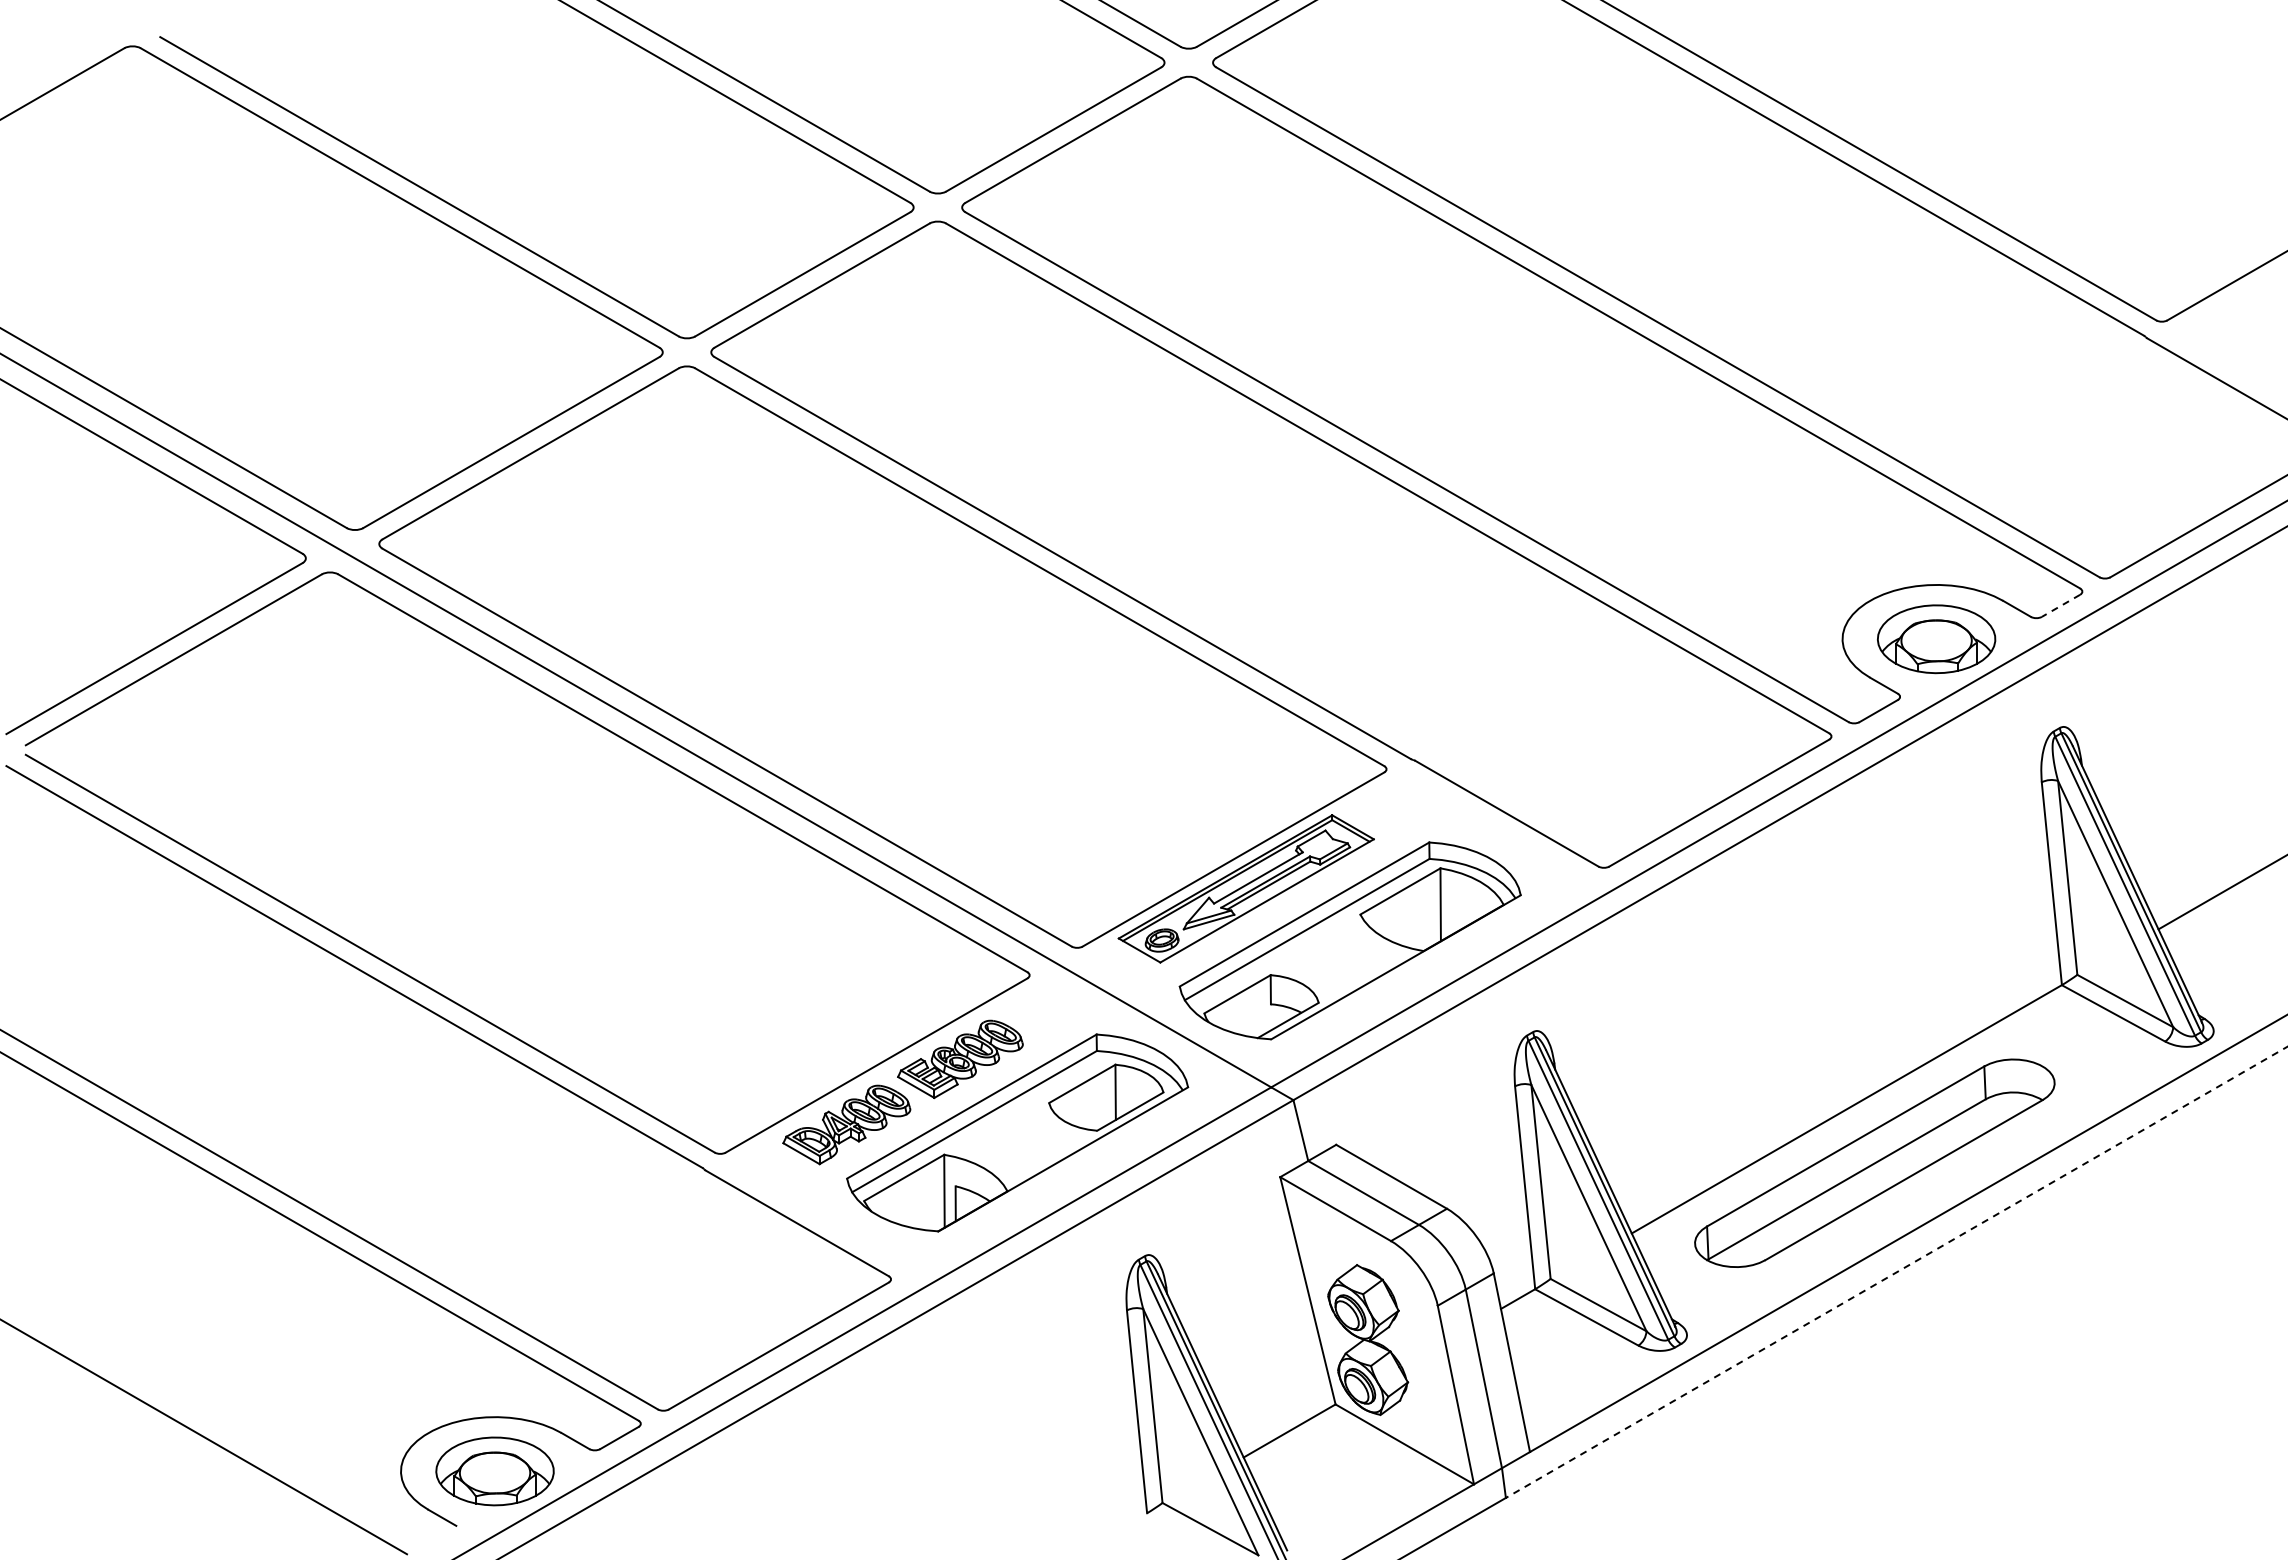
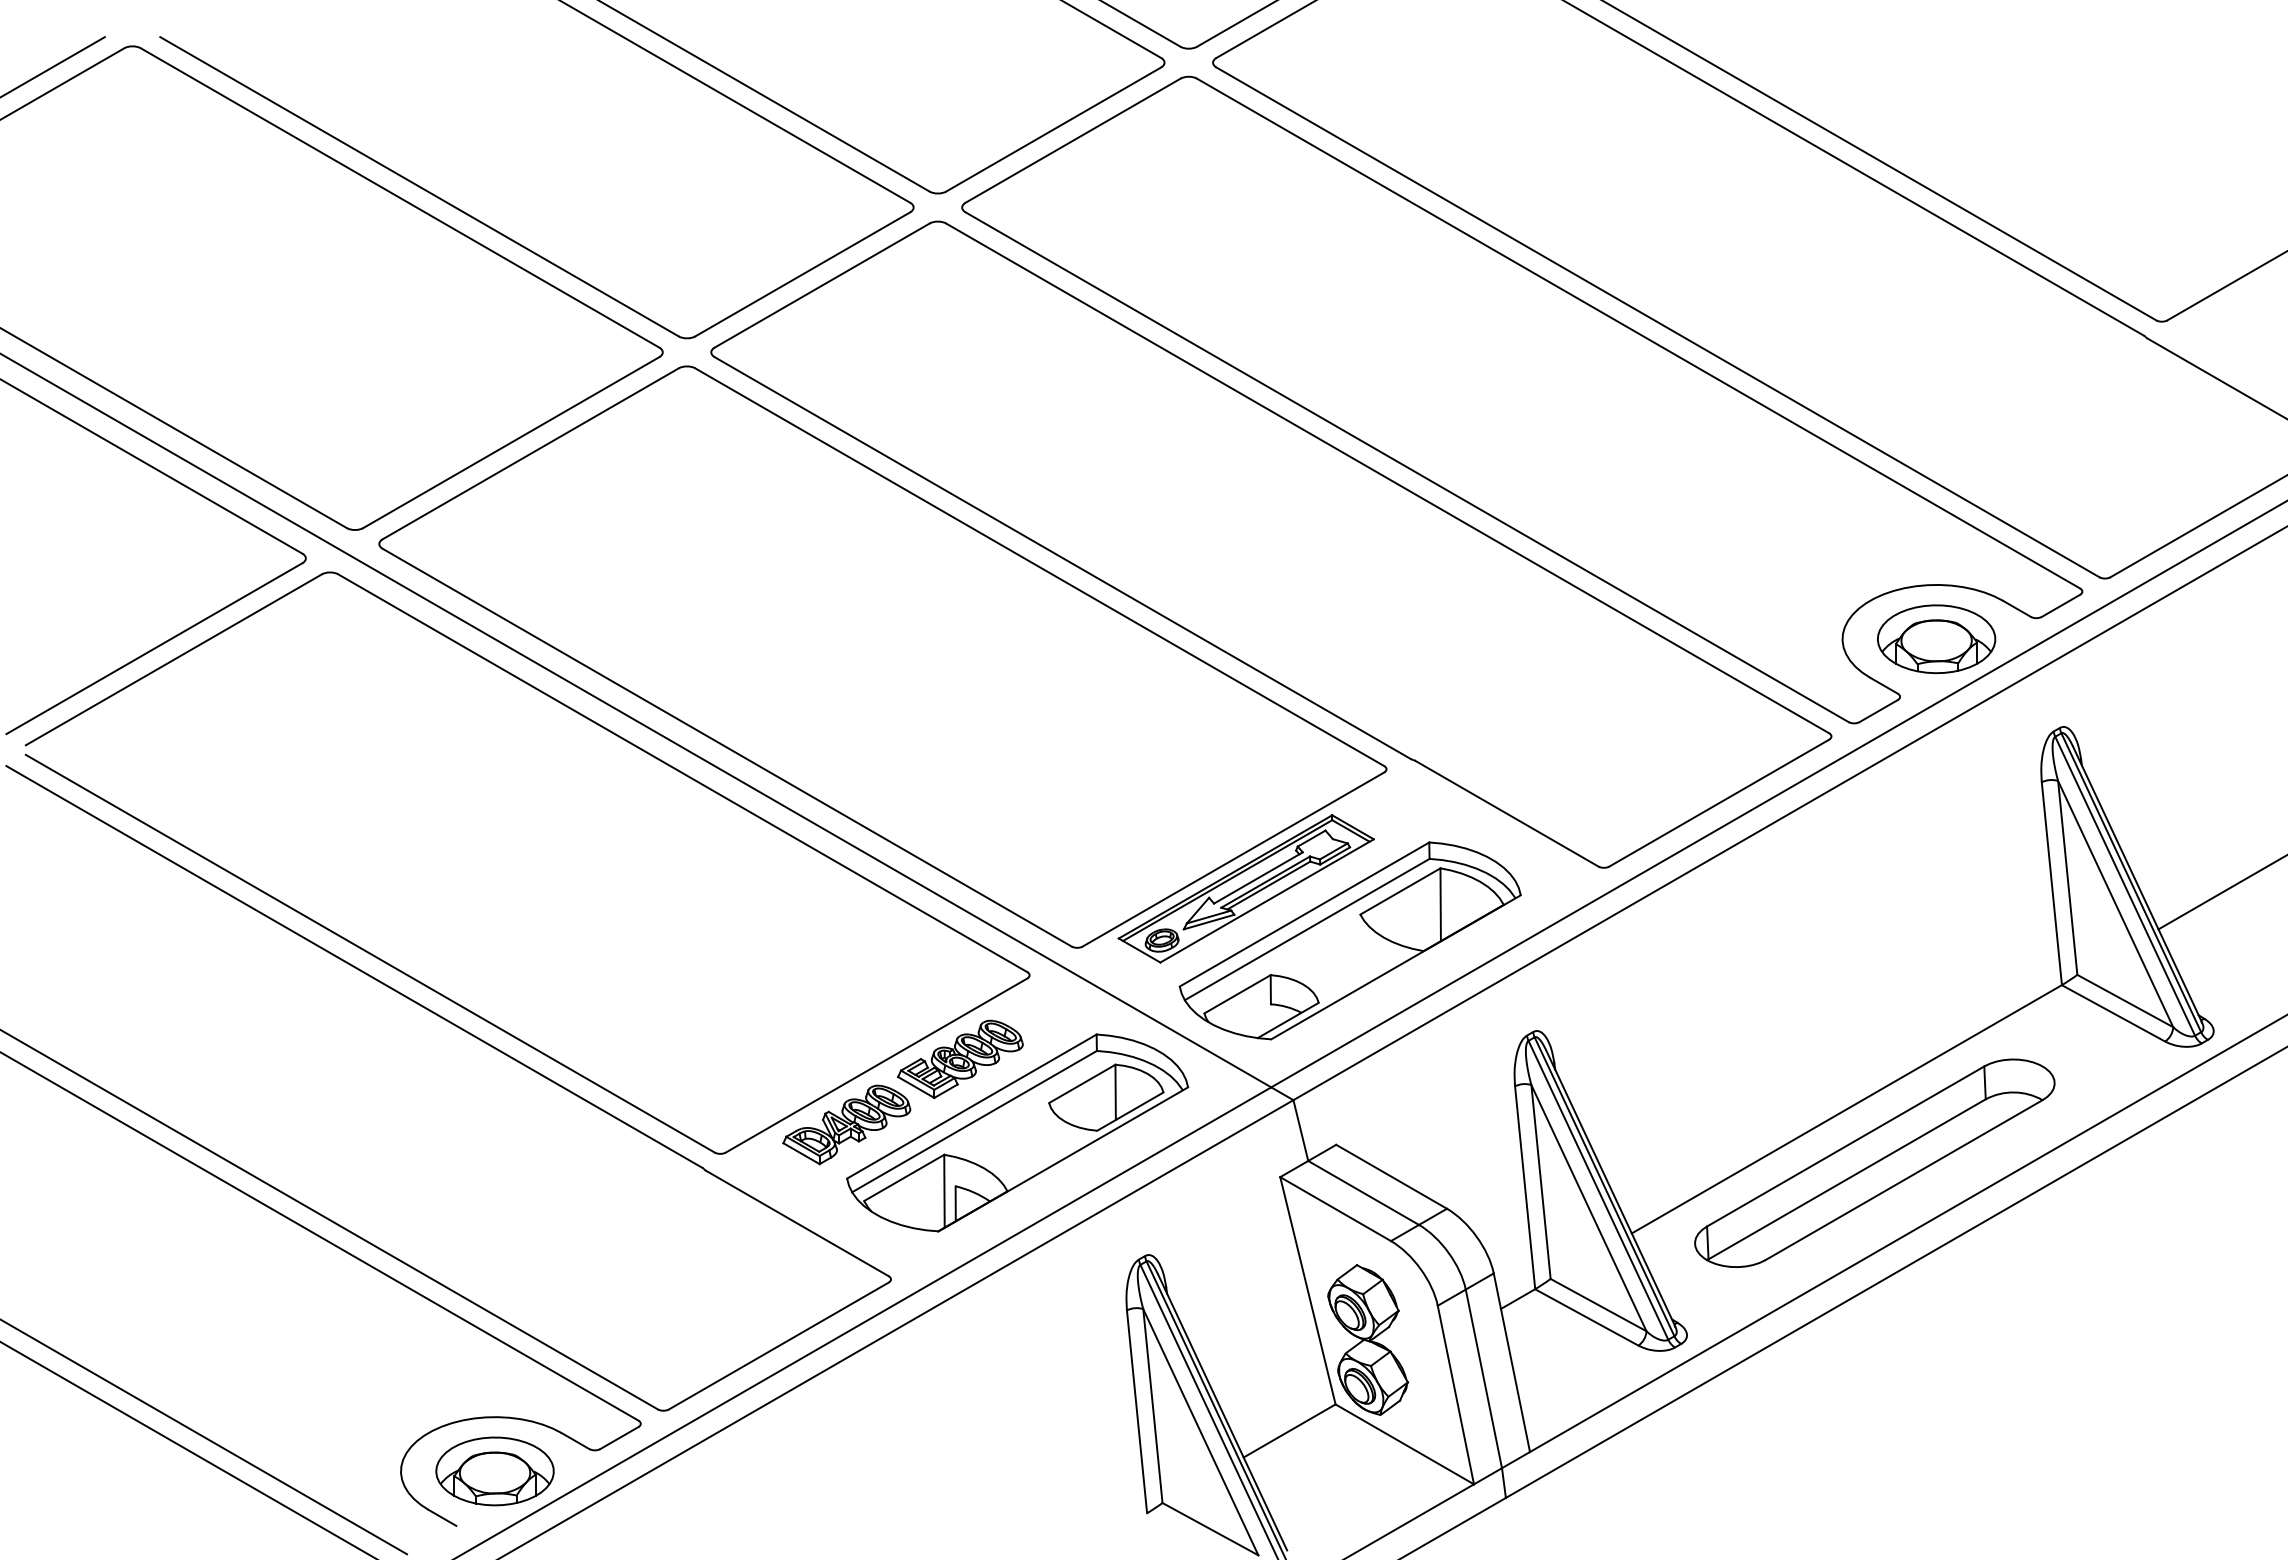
line: none -> present (53, 66)
line: dashed -> solid (2060, 606)
line: dashed -> solid (1896, 1272)
line: none -> present (187, 1449)
